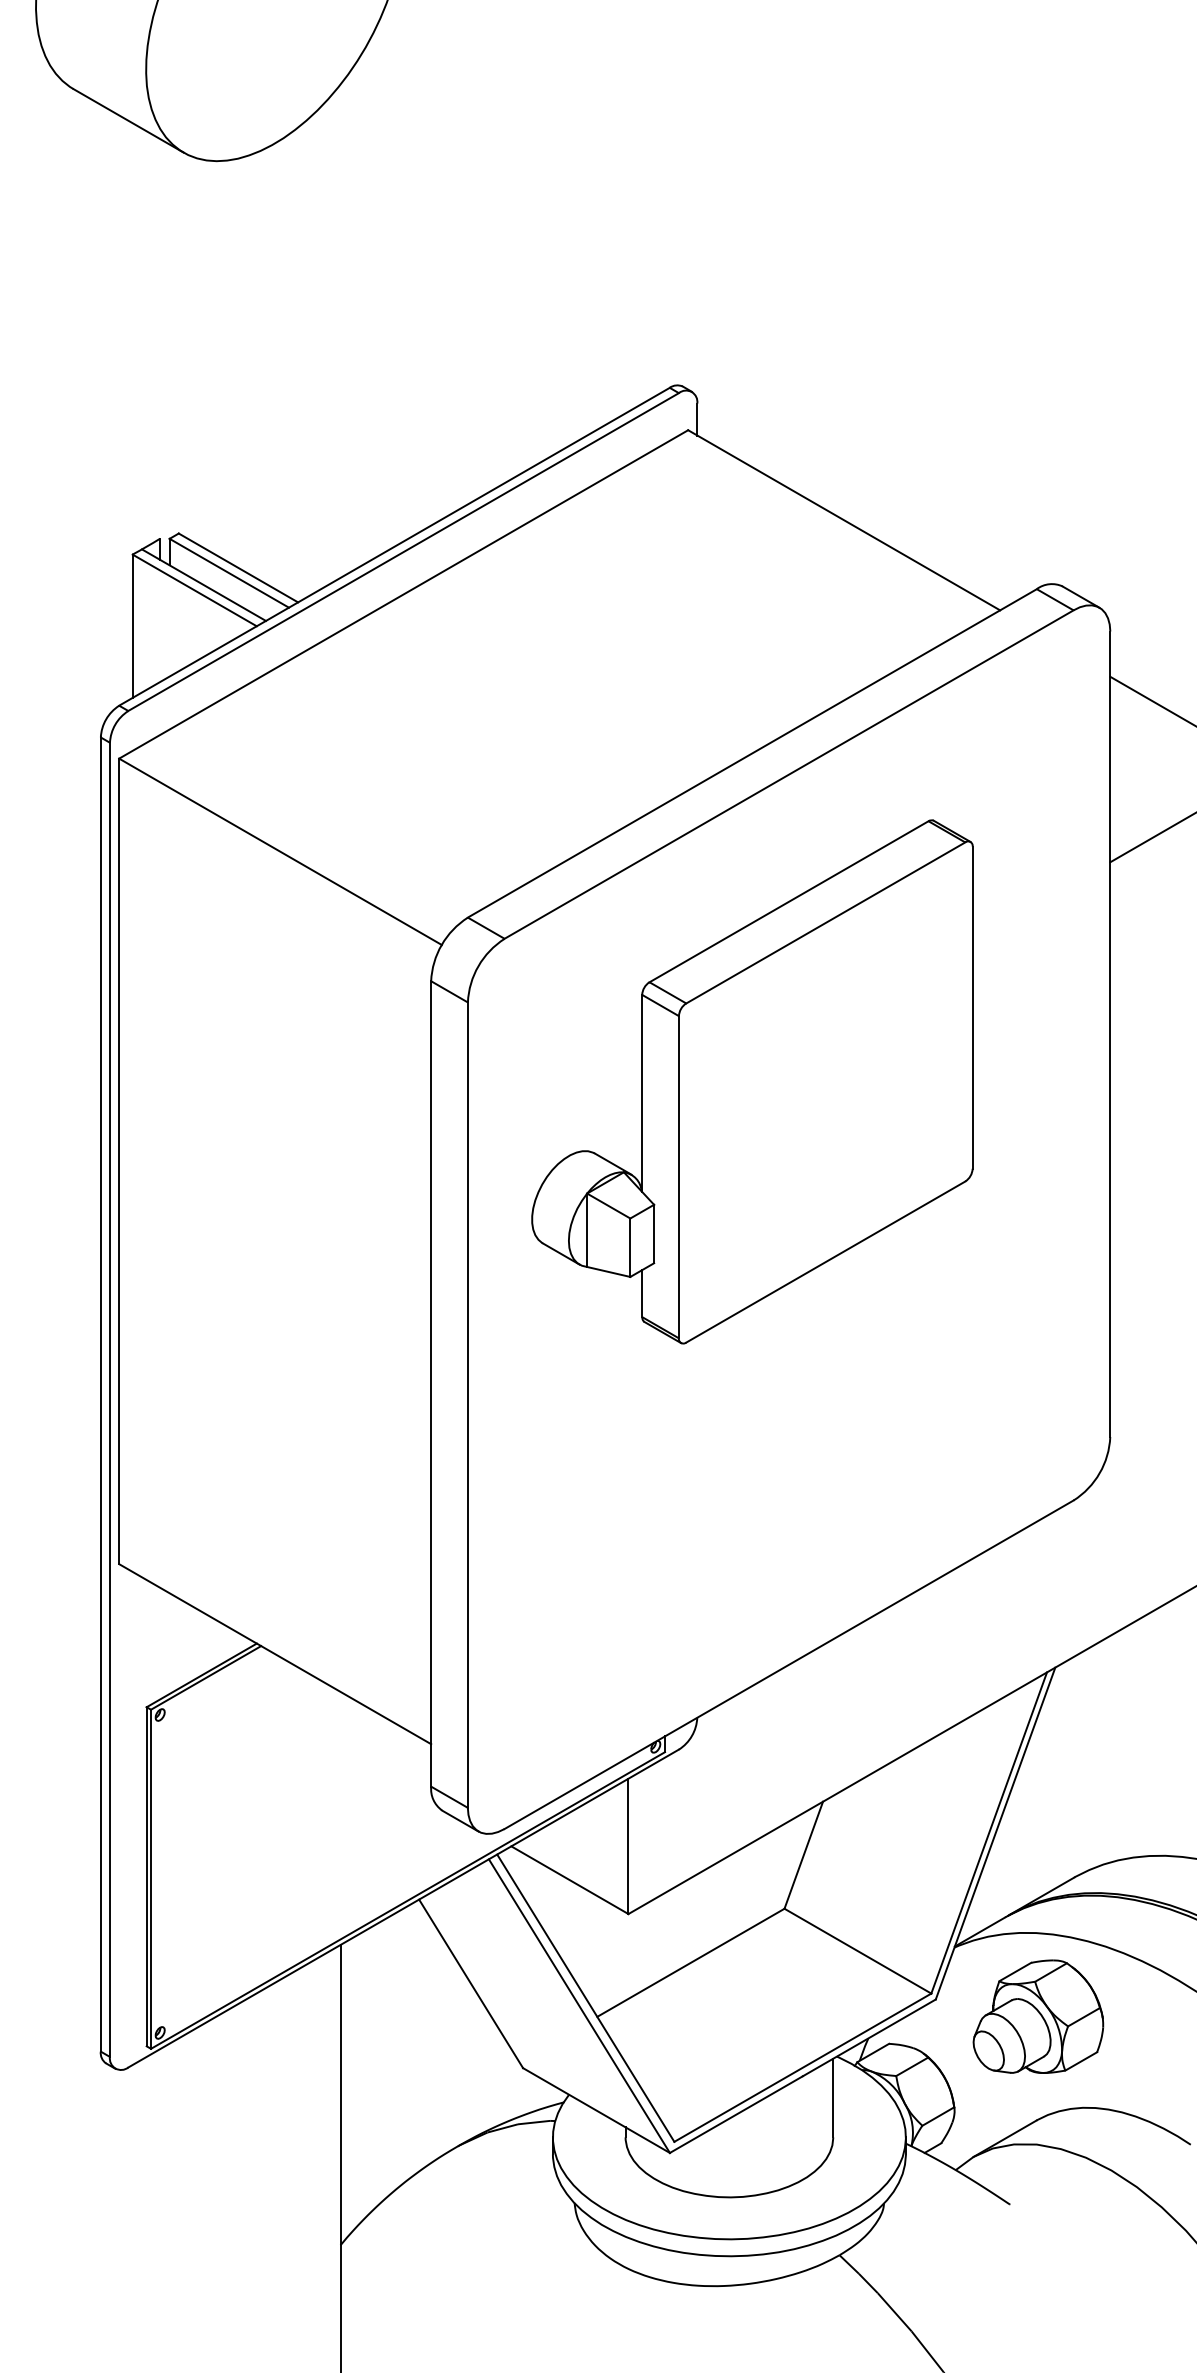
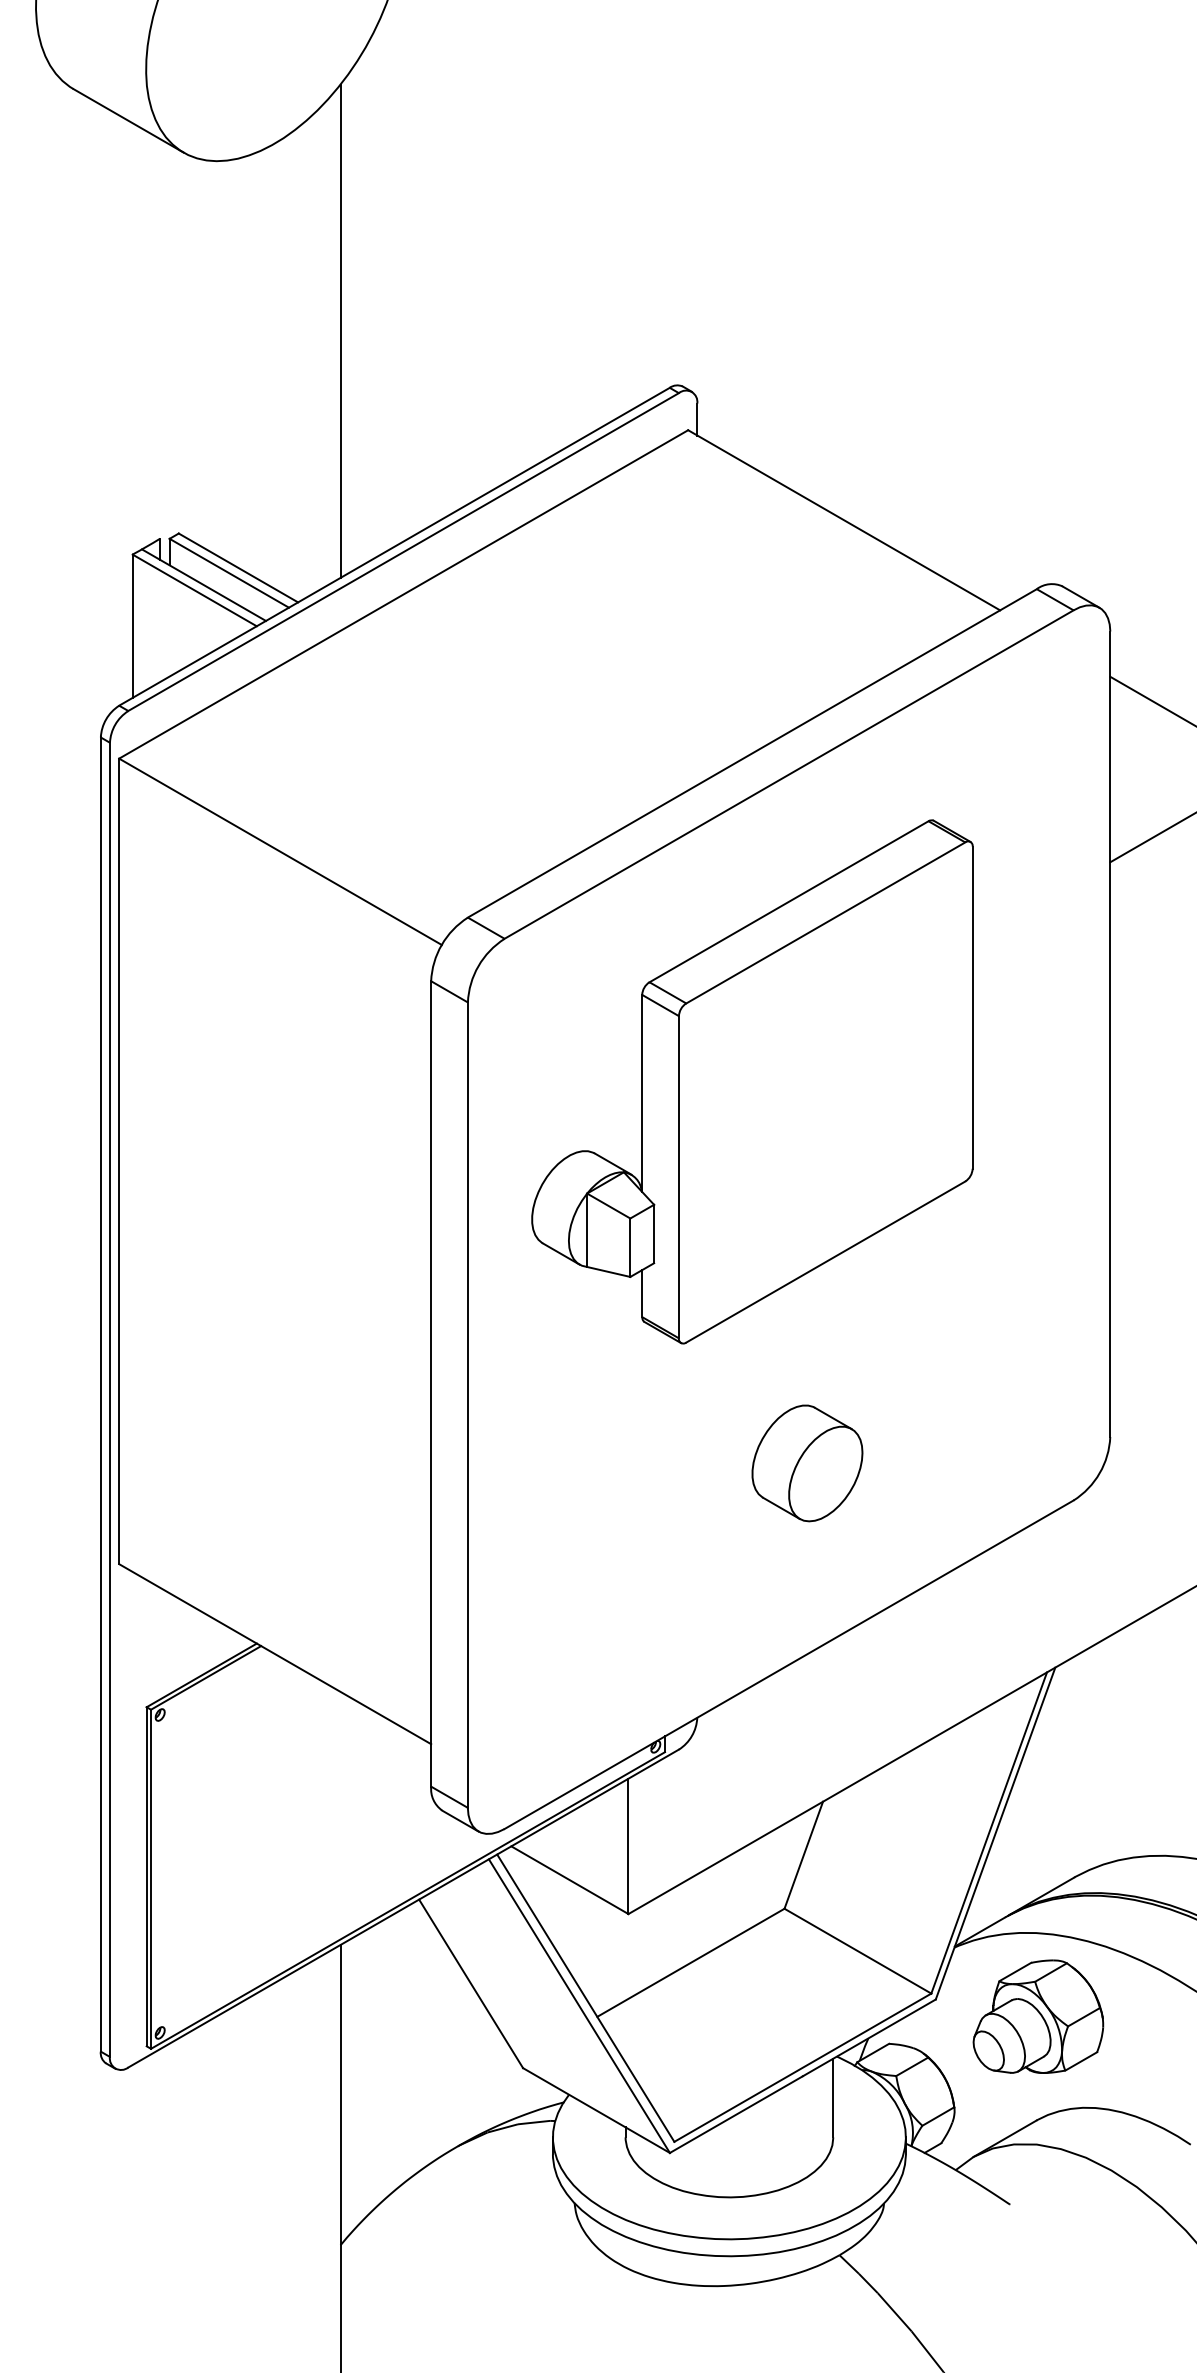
line: none -> present (340, 330)
part: none -> present (807, 1463)
